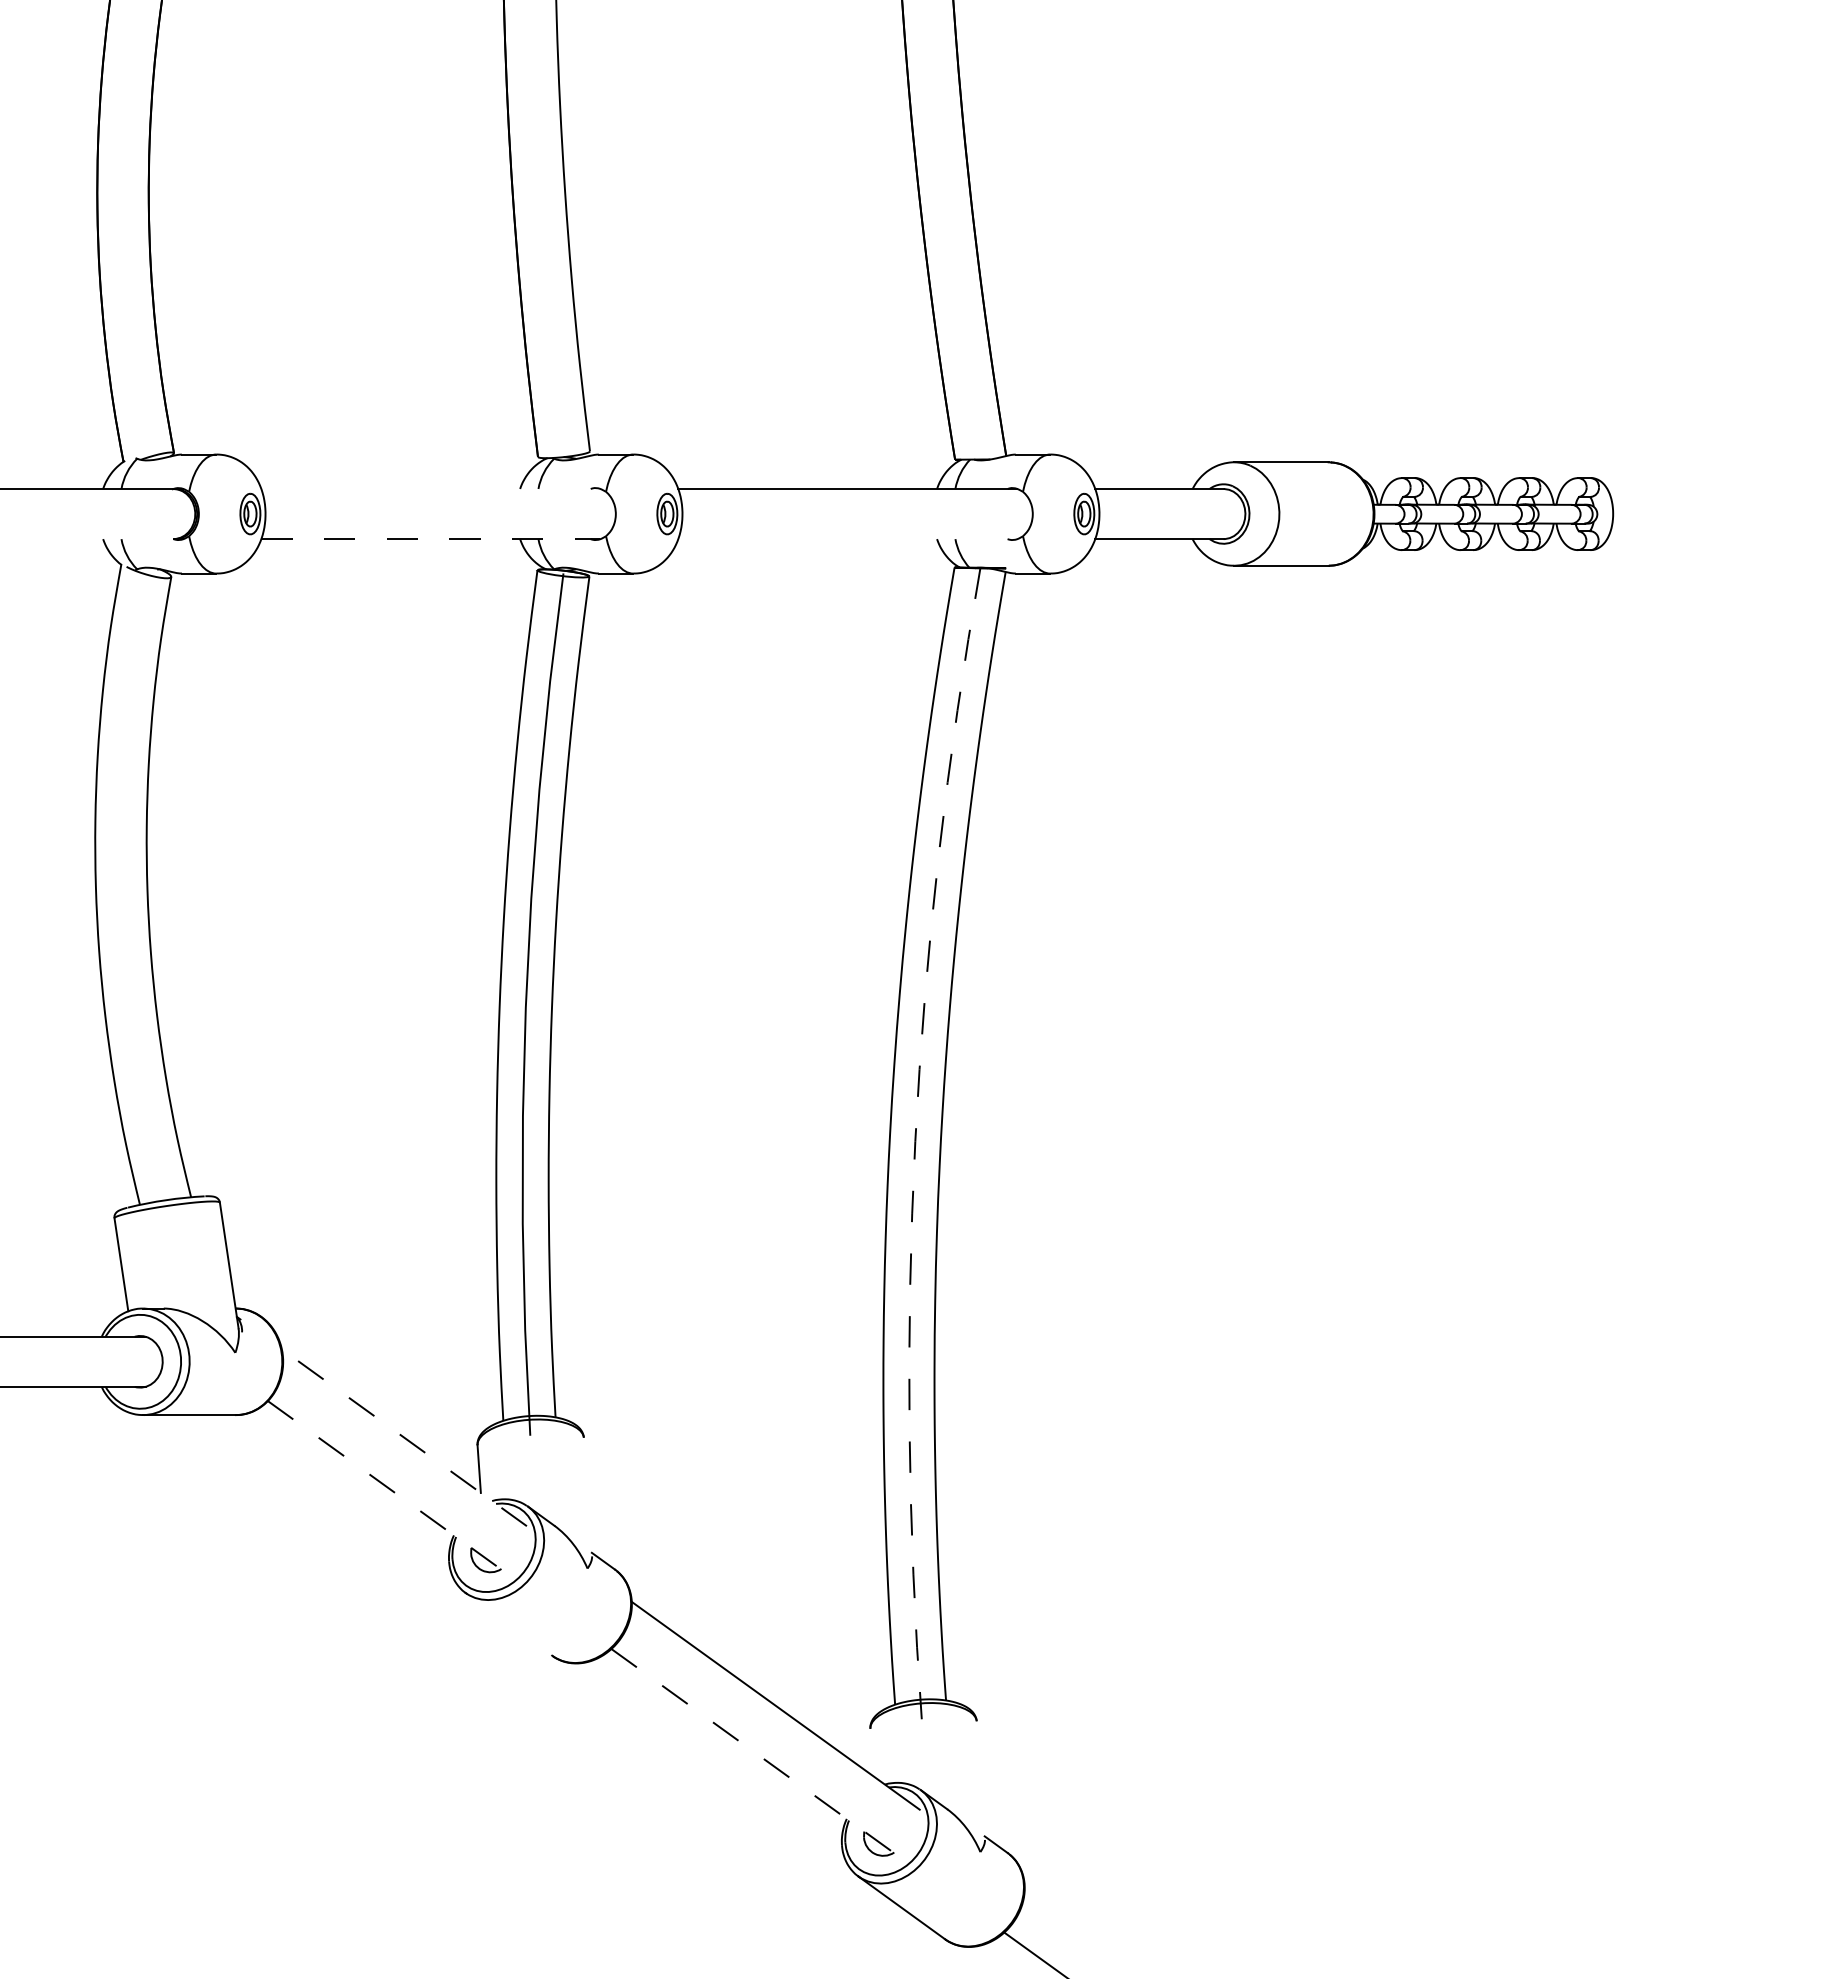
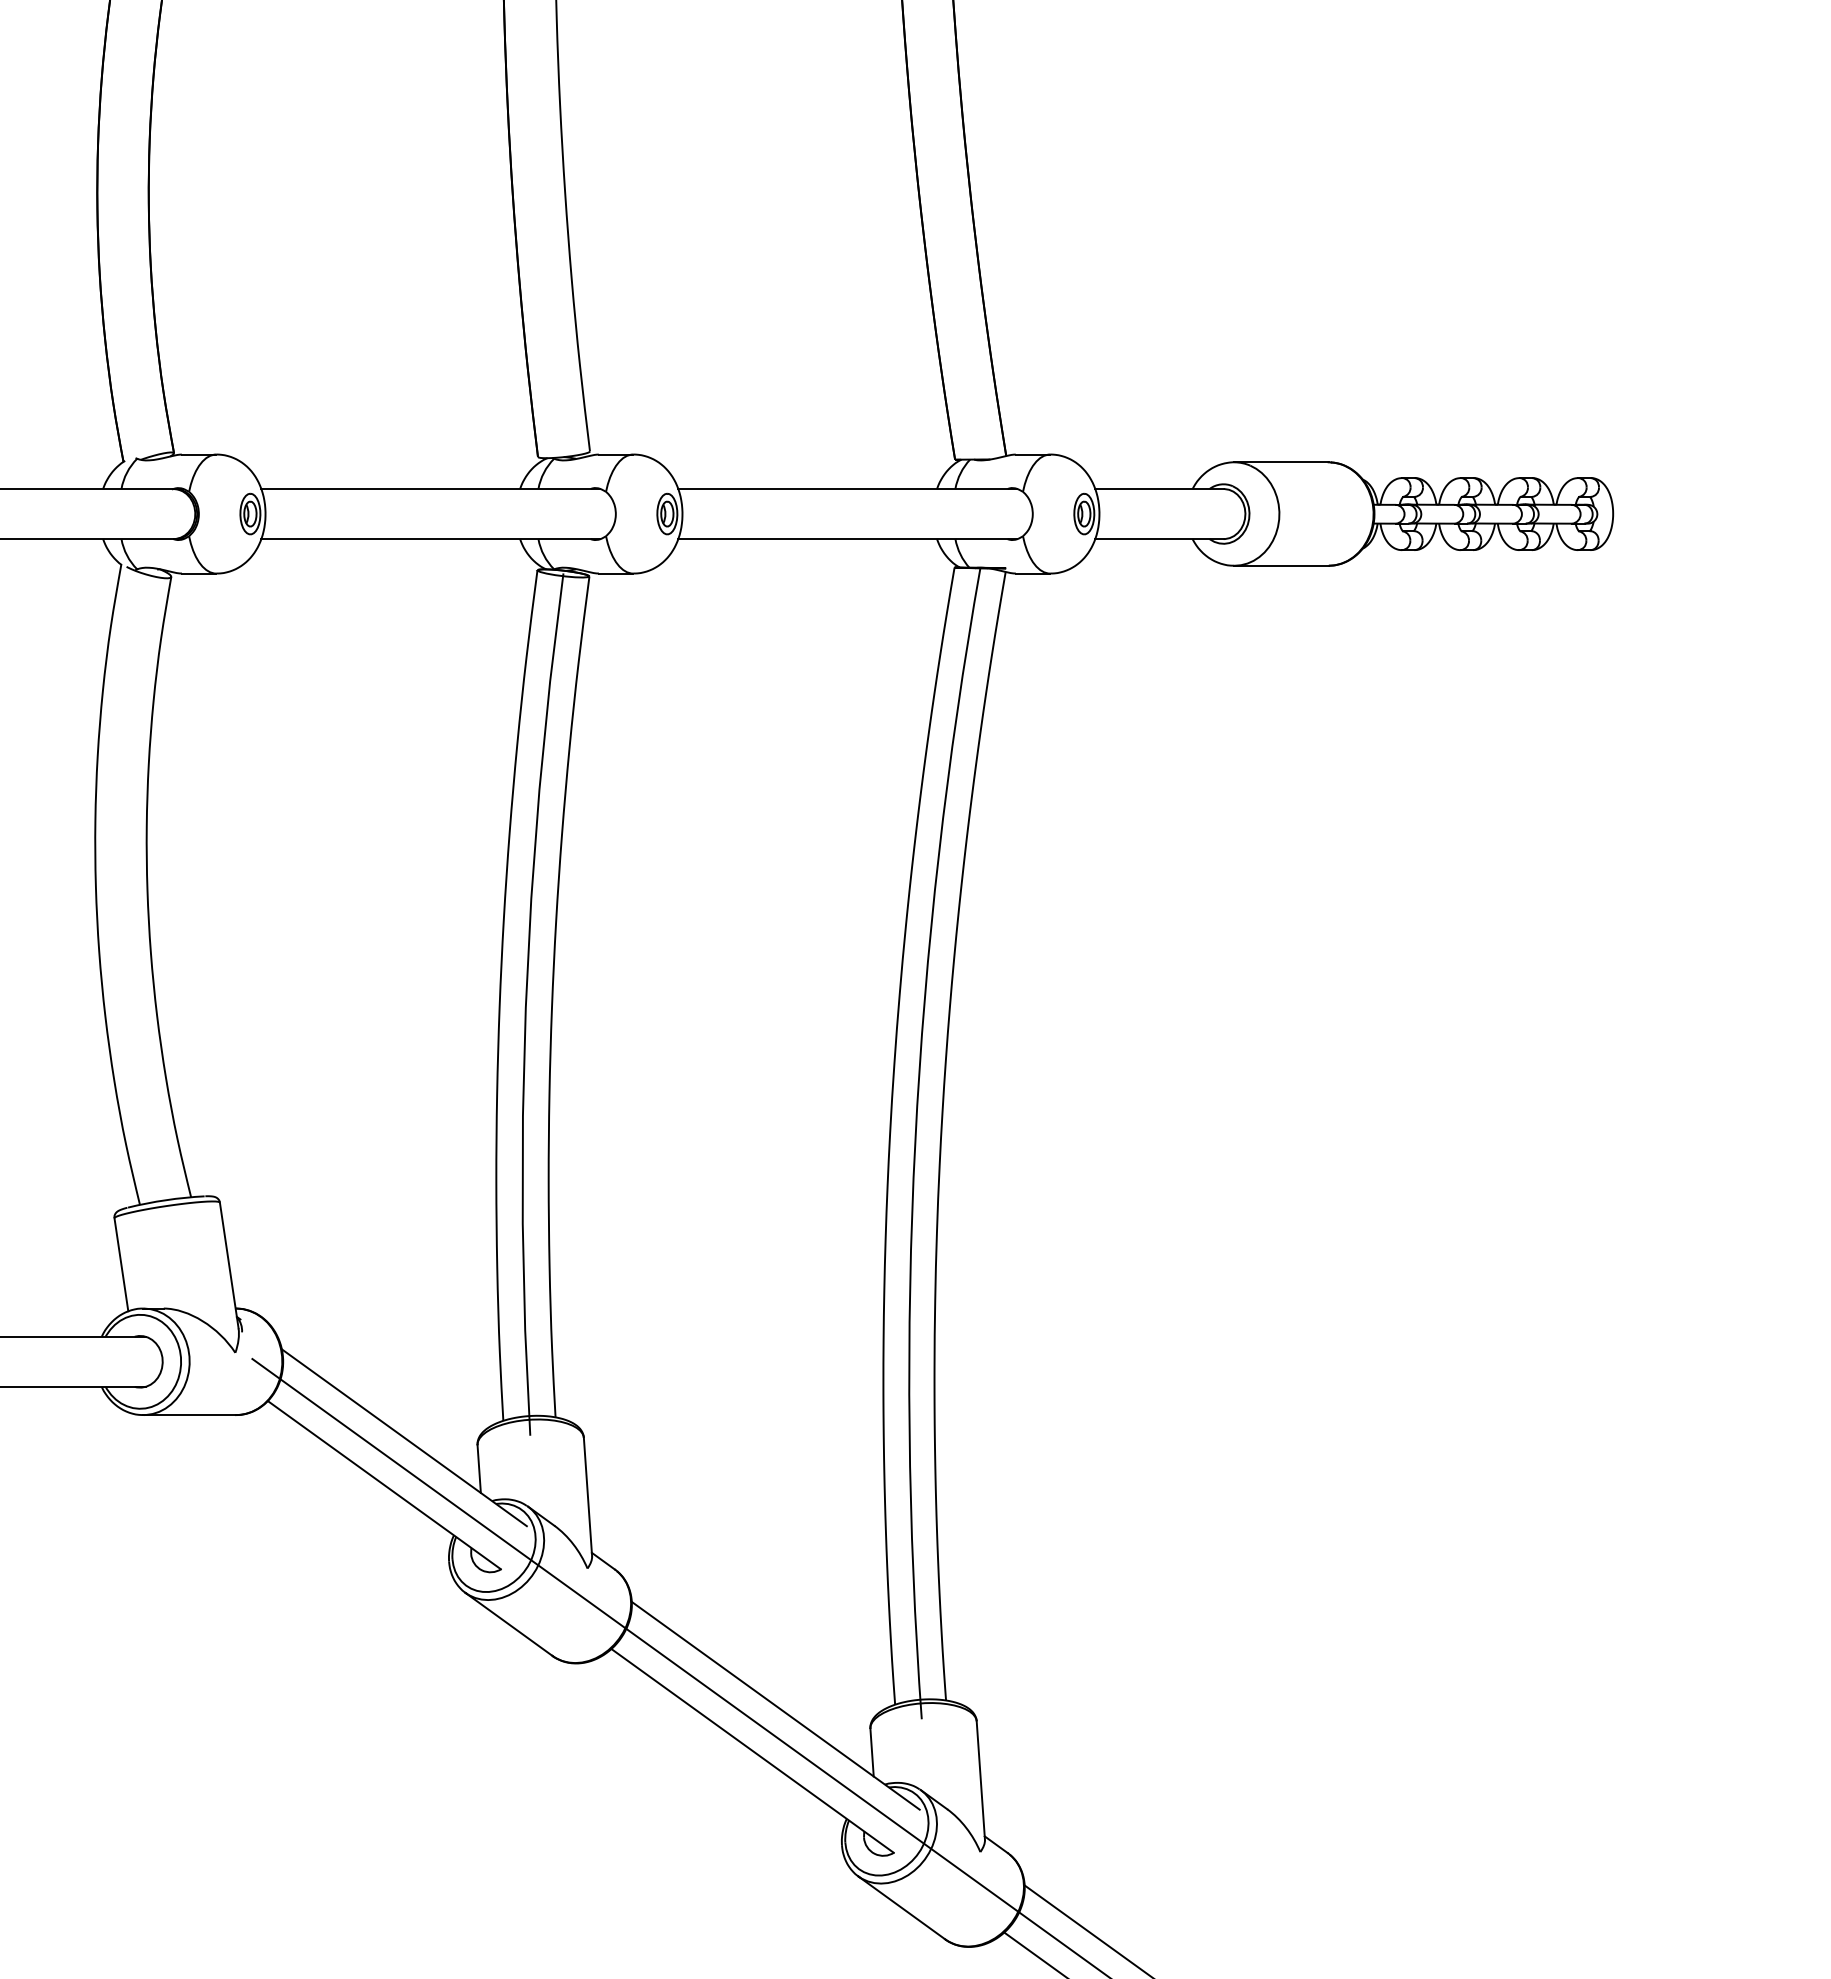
line: none -> present (430, 488)
line: none -> present (88, 539)
line: dashed -> solid (430, 539)
line: none -> present (847, 539)
arc: dashed -> solid (915, 1141)
line: dashed -> solid (403, 1437)
line: dashed -> solid (384, 1485)
line: none -> present (587, 1496)
line: none -> present (508, 1624)
line: none -> present (678, 1666)
line: dashed -> solid (752, 1751)
line: none -> present (871, 1752)
line: none -> present (980, 1780)
line: none -> present (1086, 1930)
